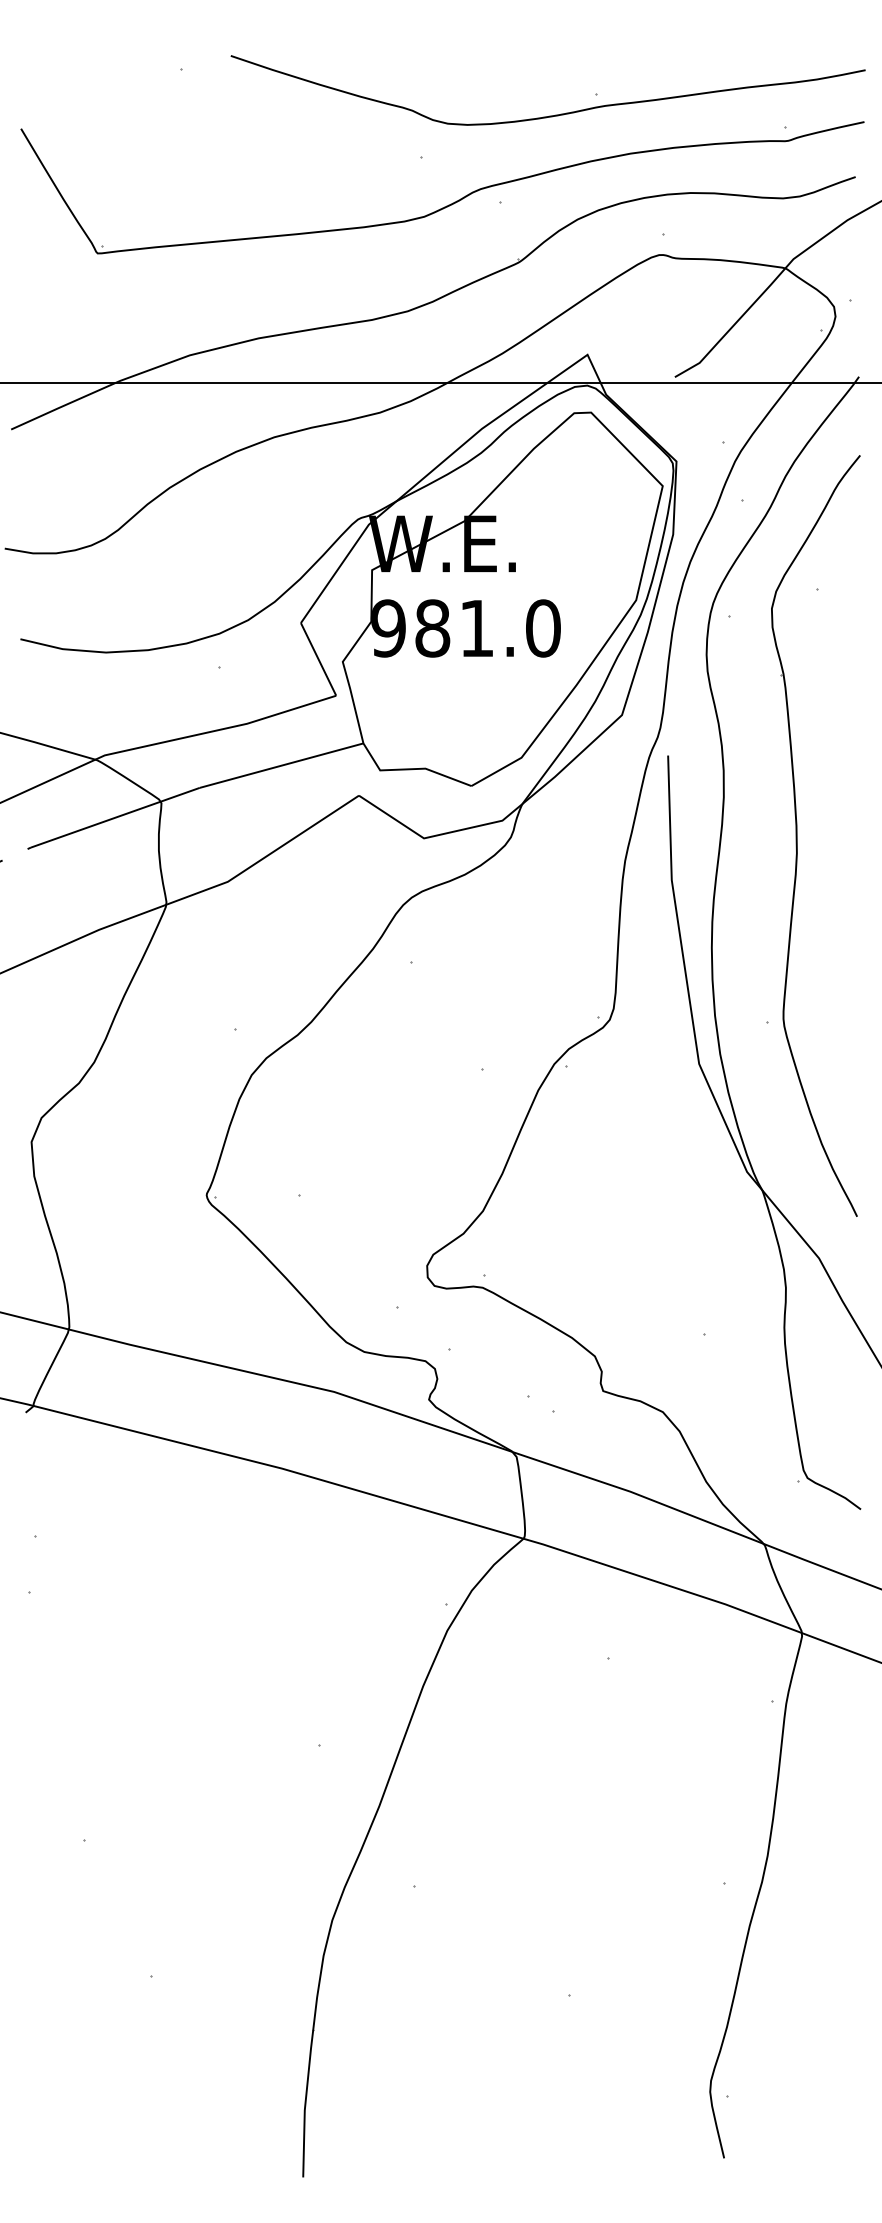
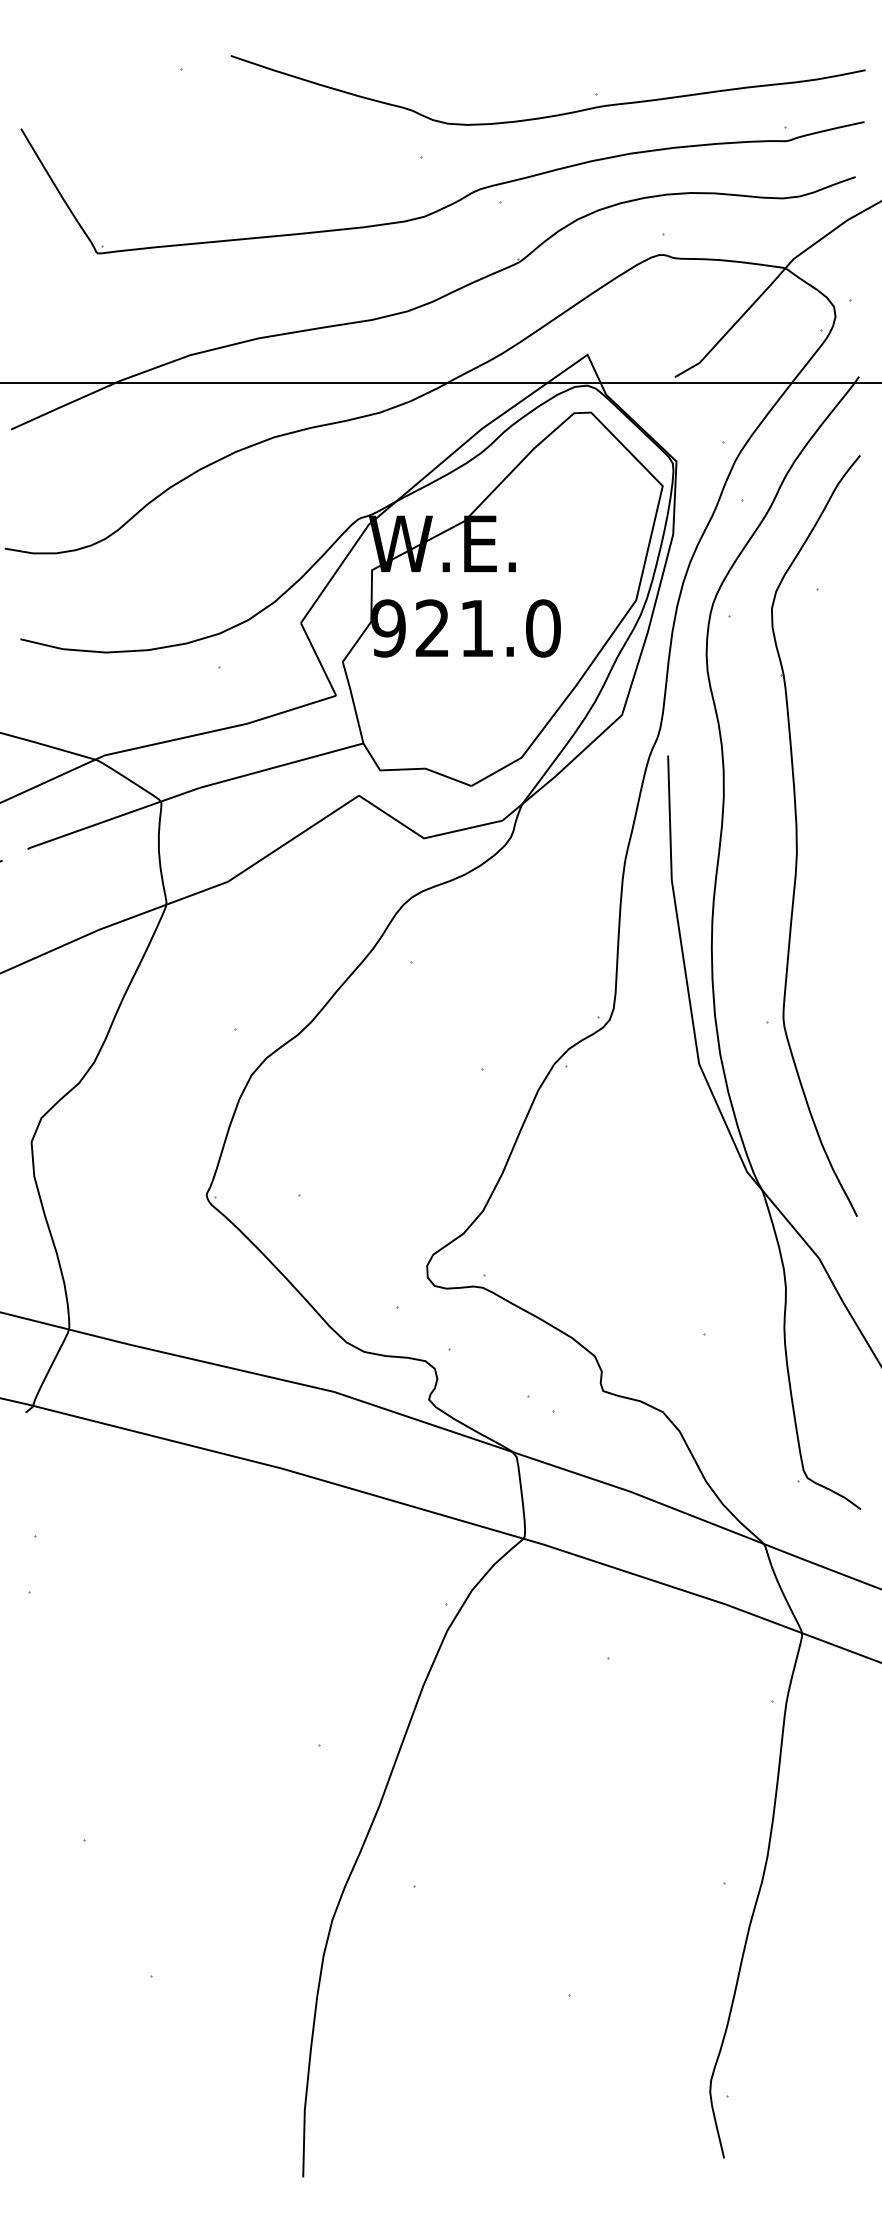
text: 981.0 -> 921.0 (432, 628)
